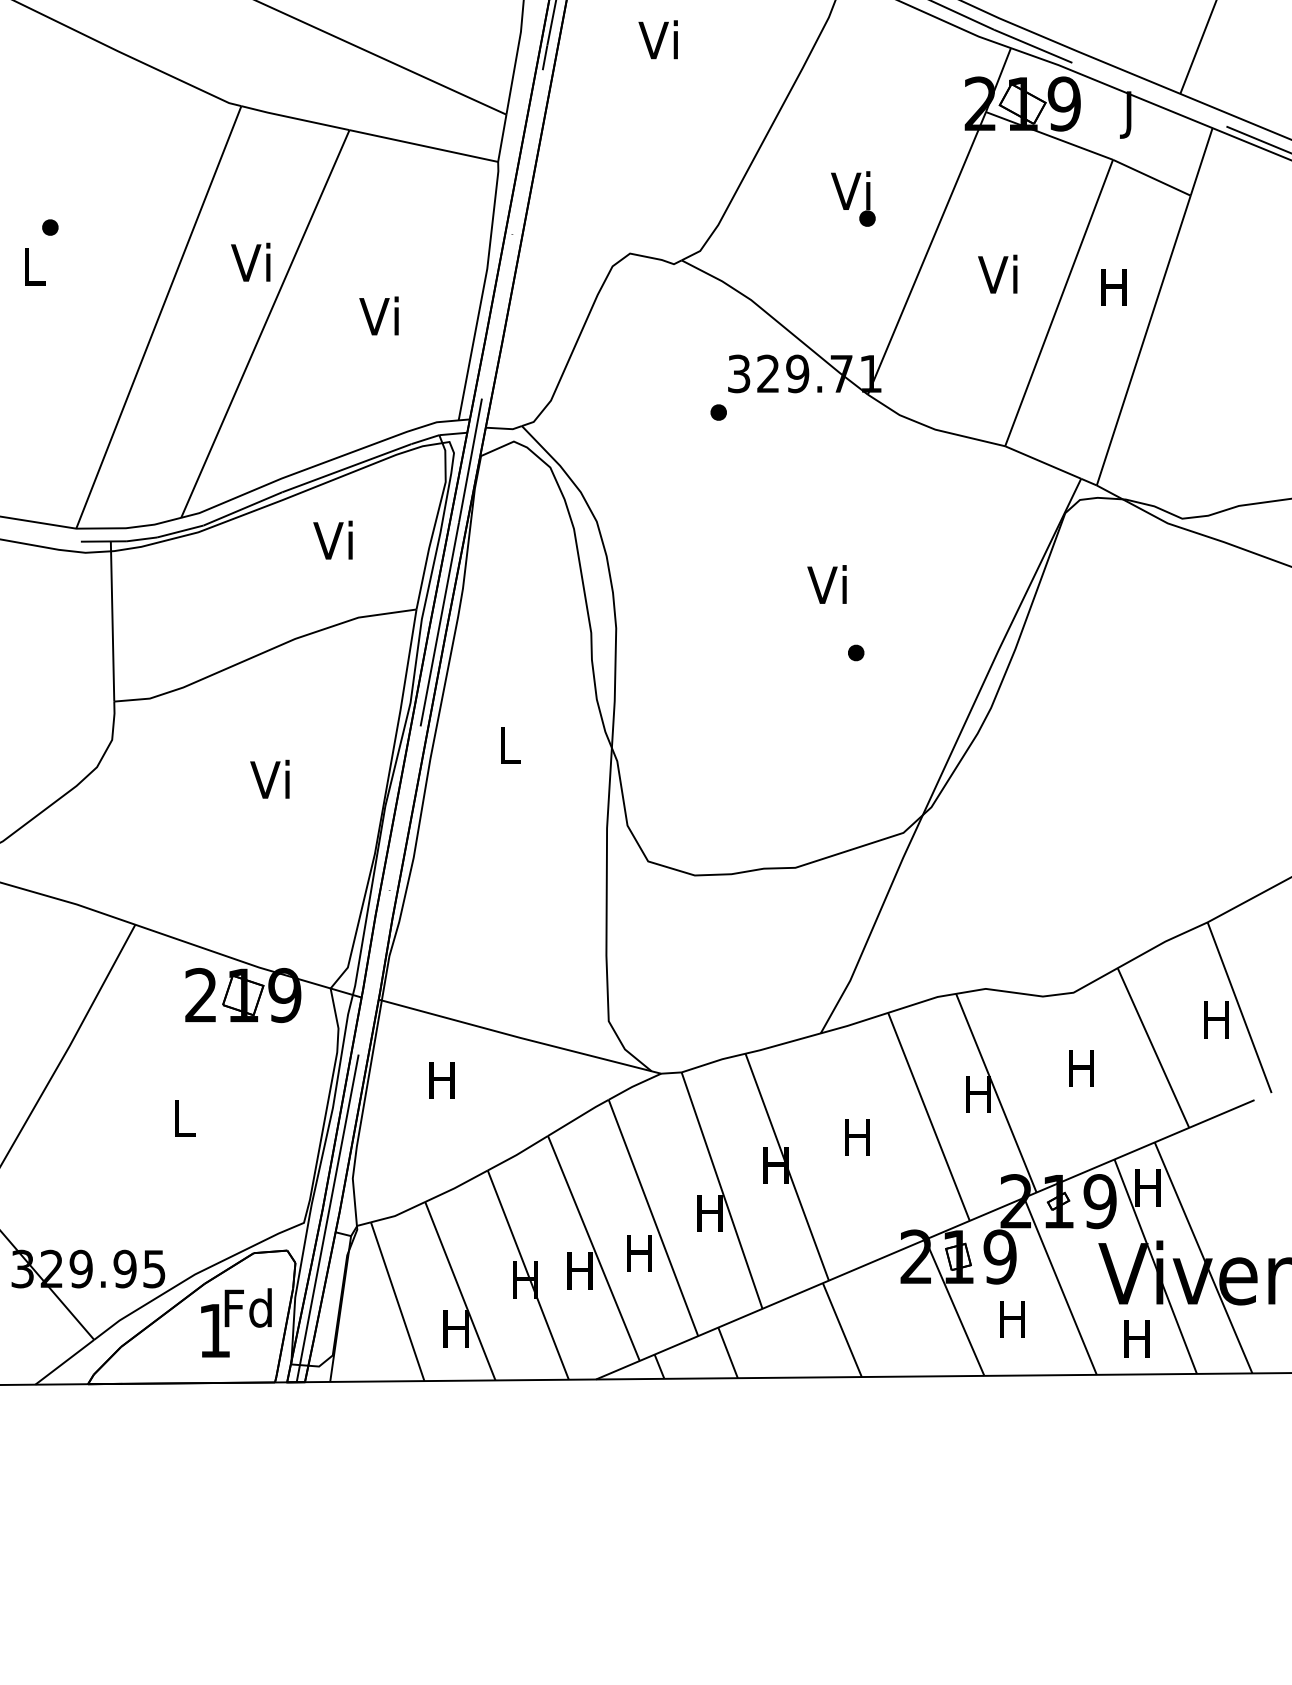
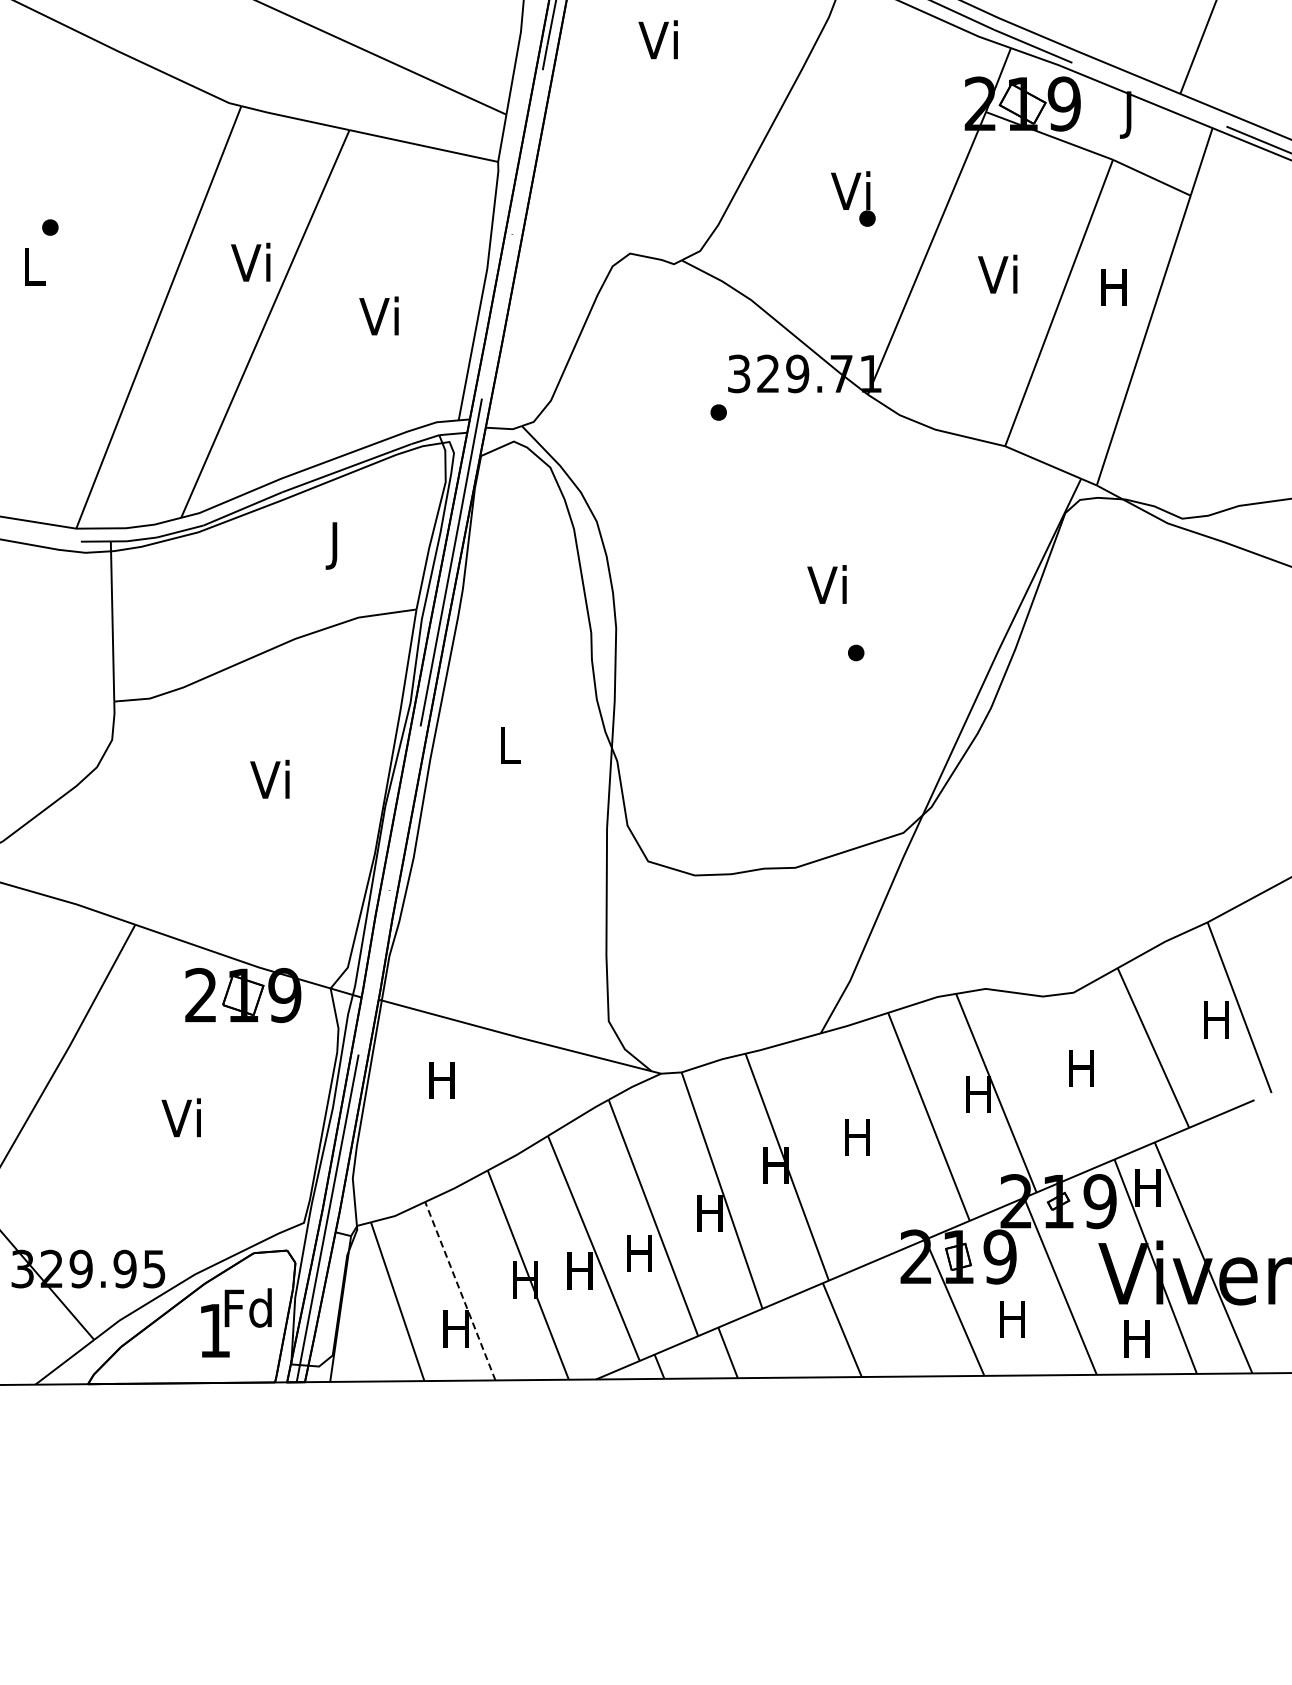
text: Vi -> J (332, 544)
text: L -> Vi (180, 1117)
line: solid -> dashed (460, 1291)
